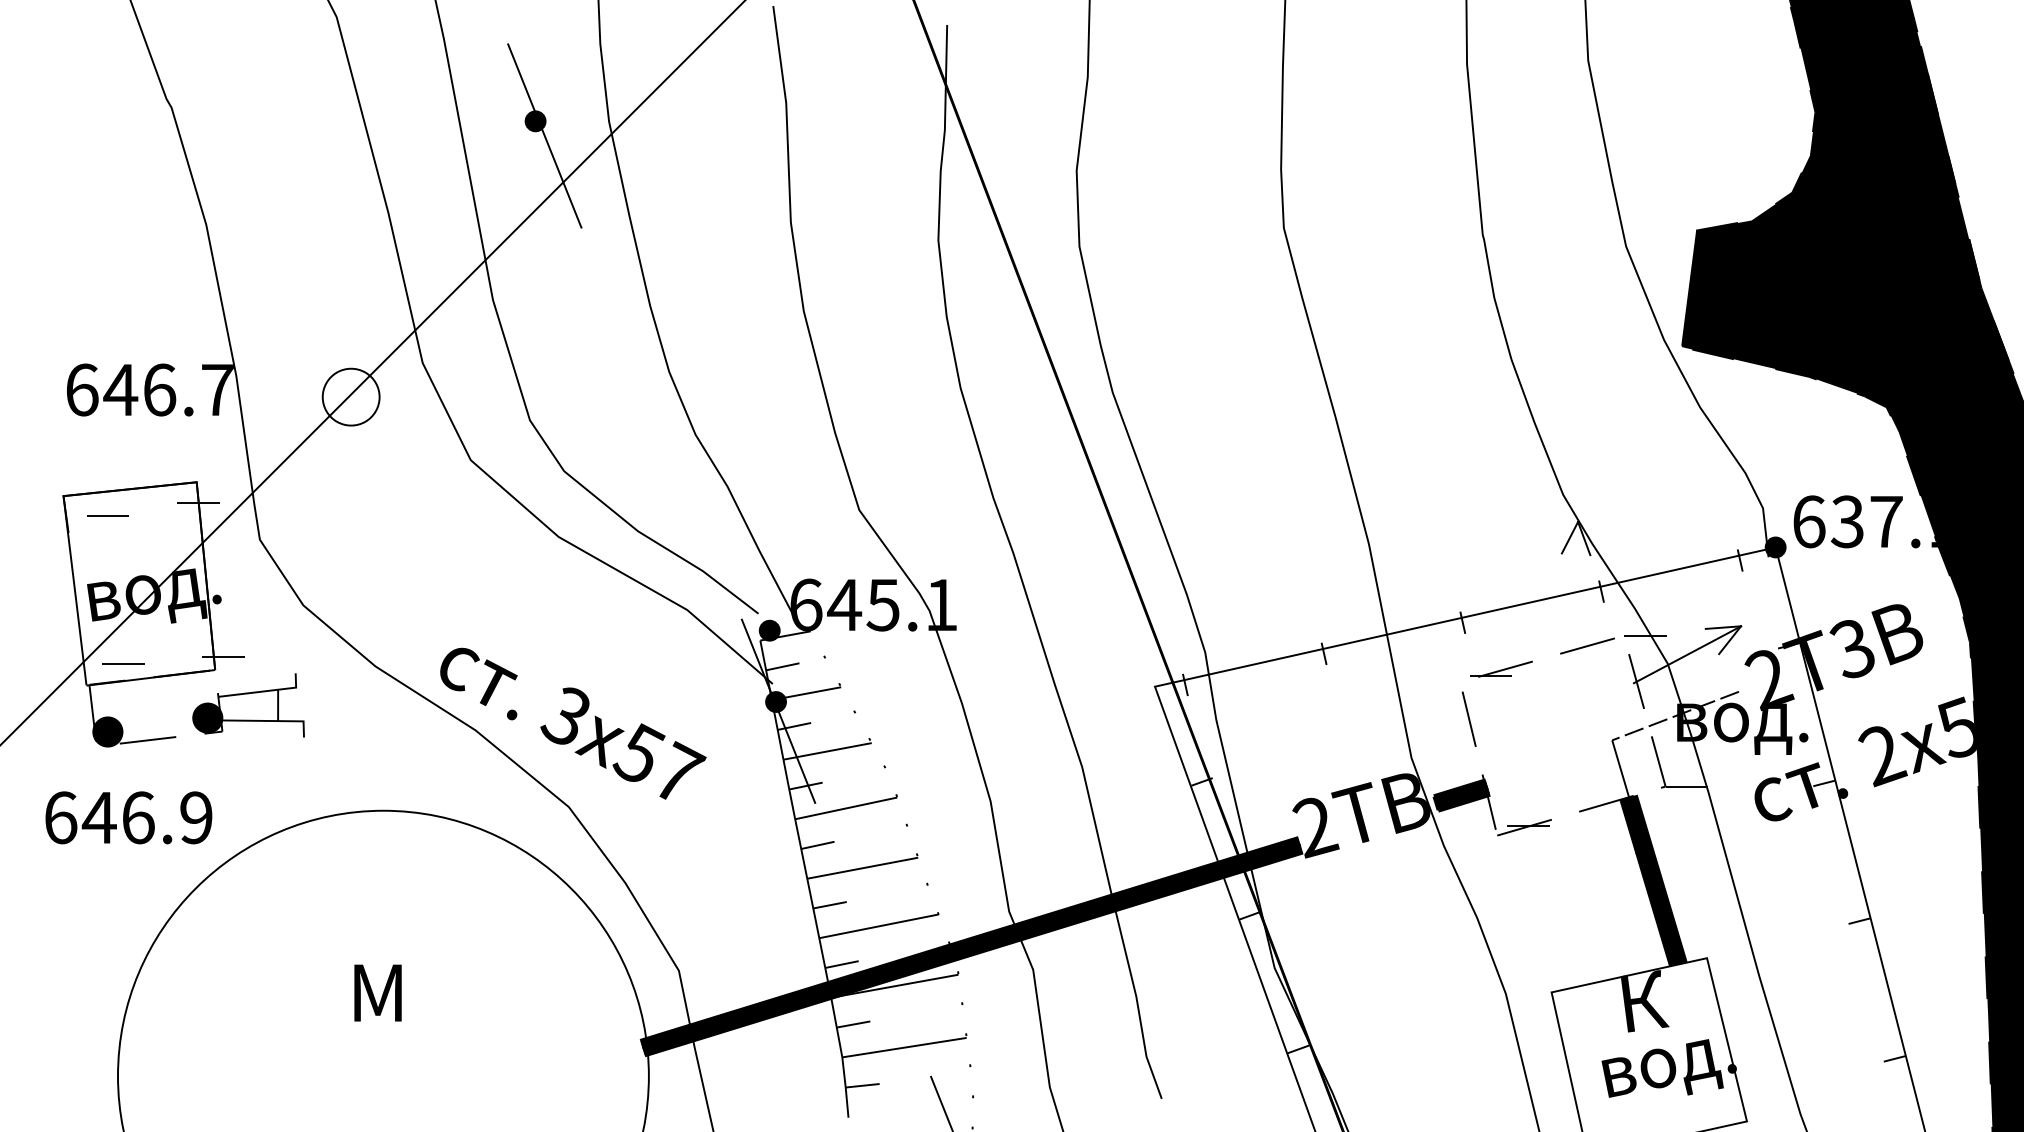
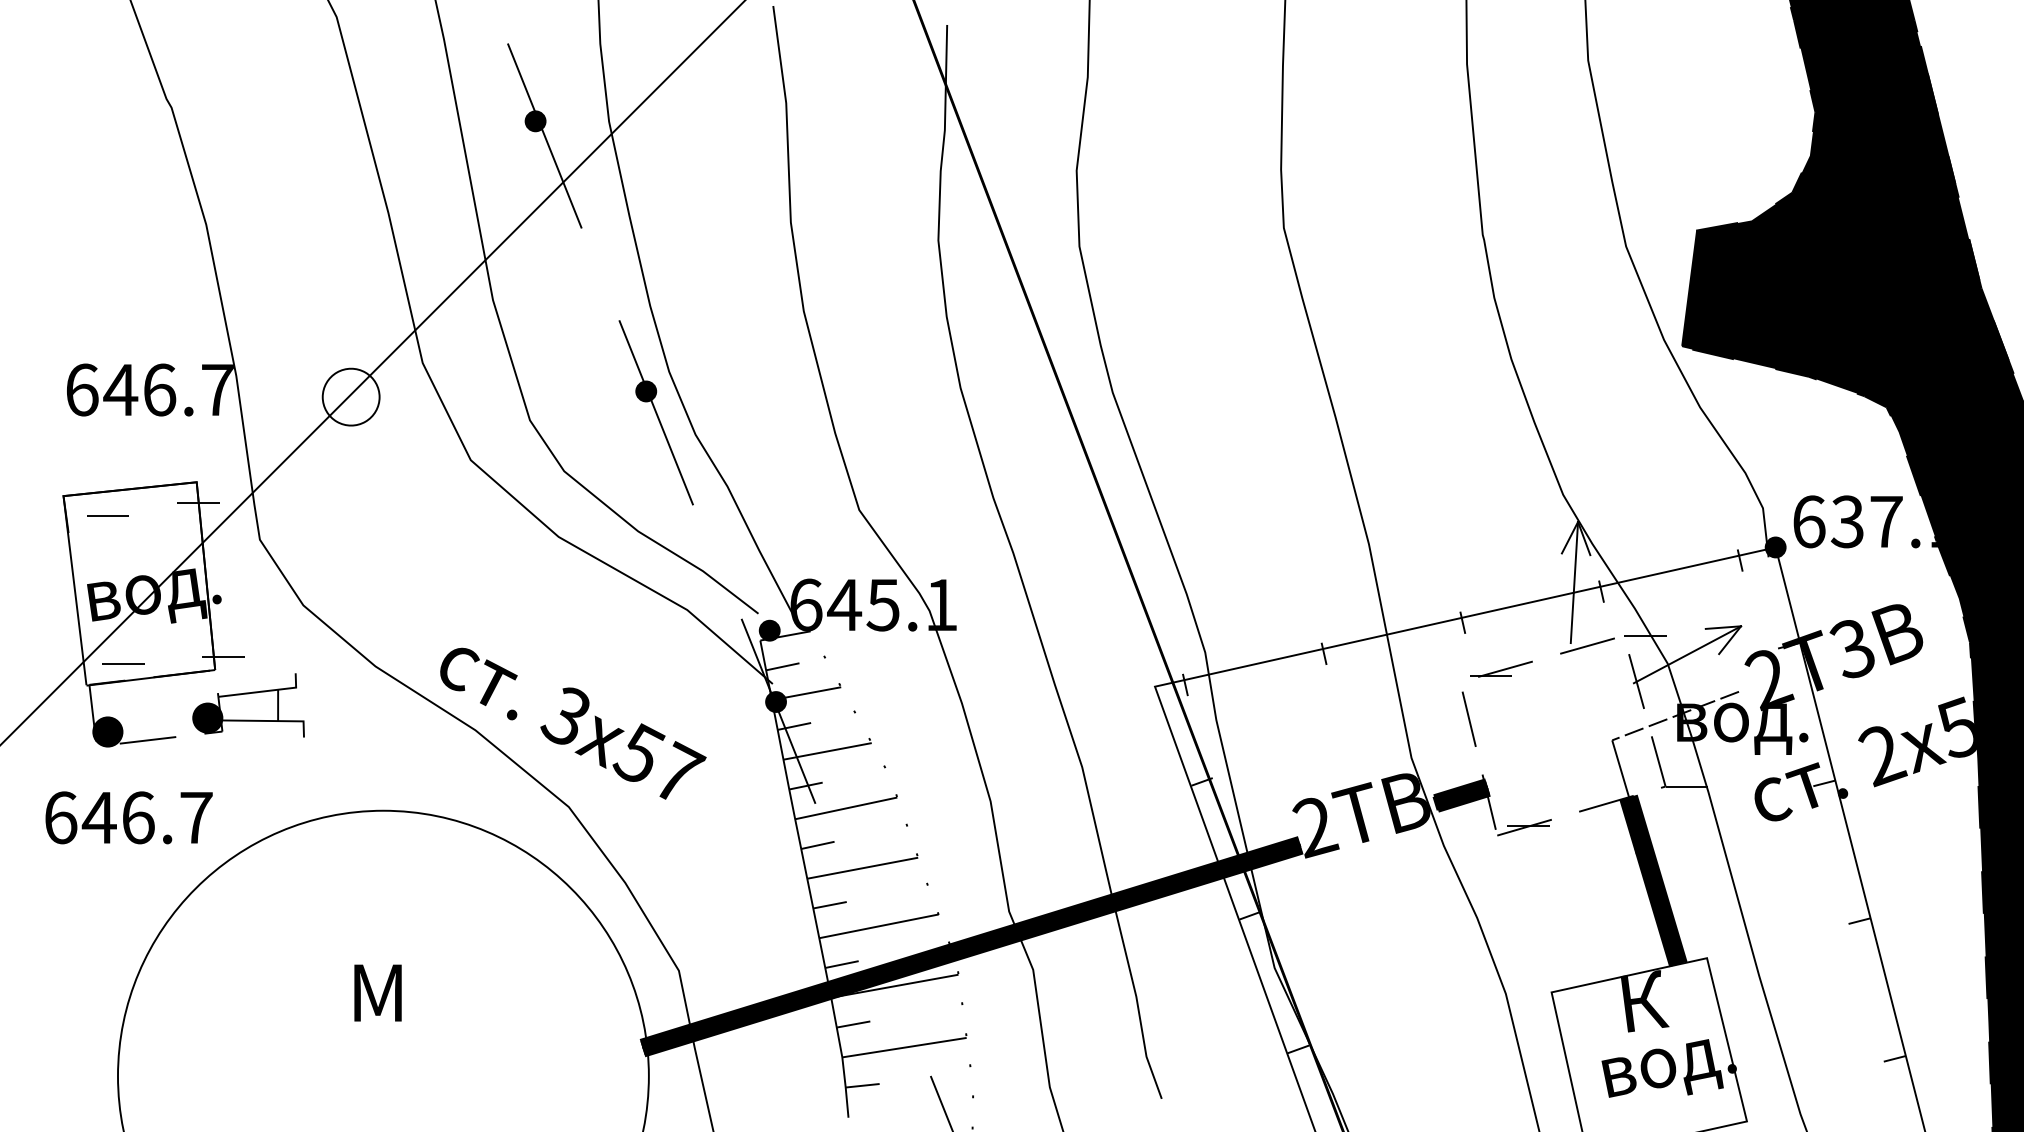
part: none -> present (655, 412)
line: none -> present (1574, 582)
text: 646.9 -> 646.7 (196, 817)
